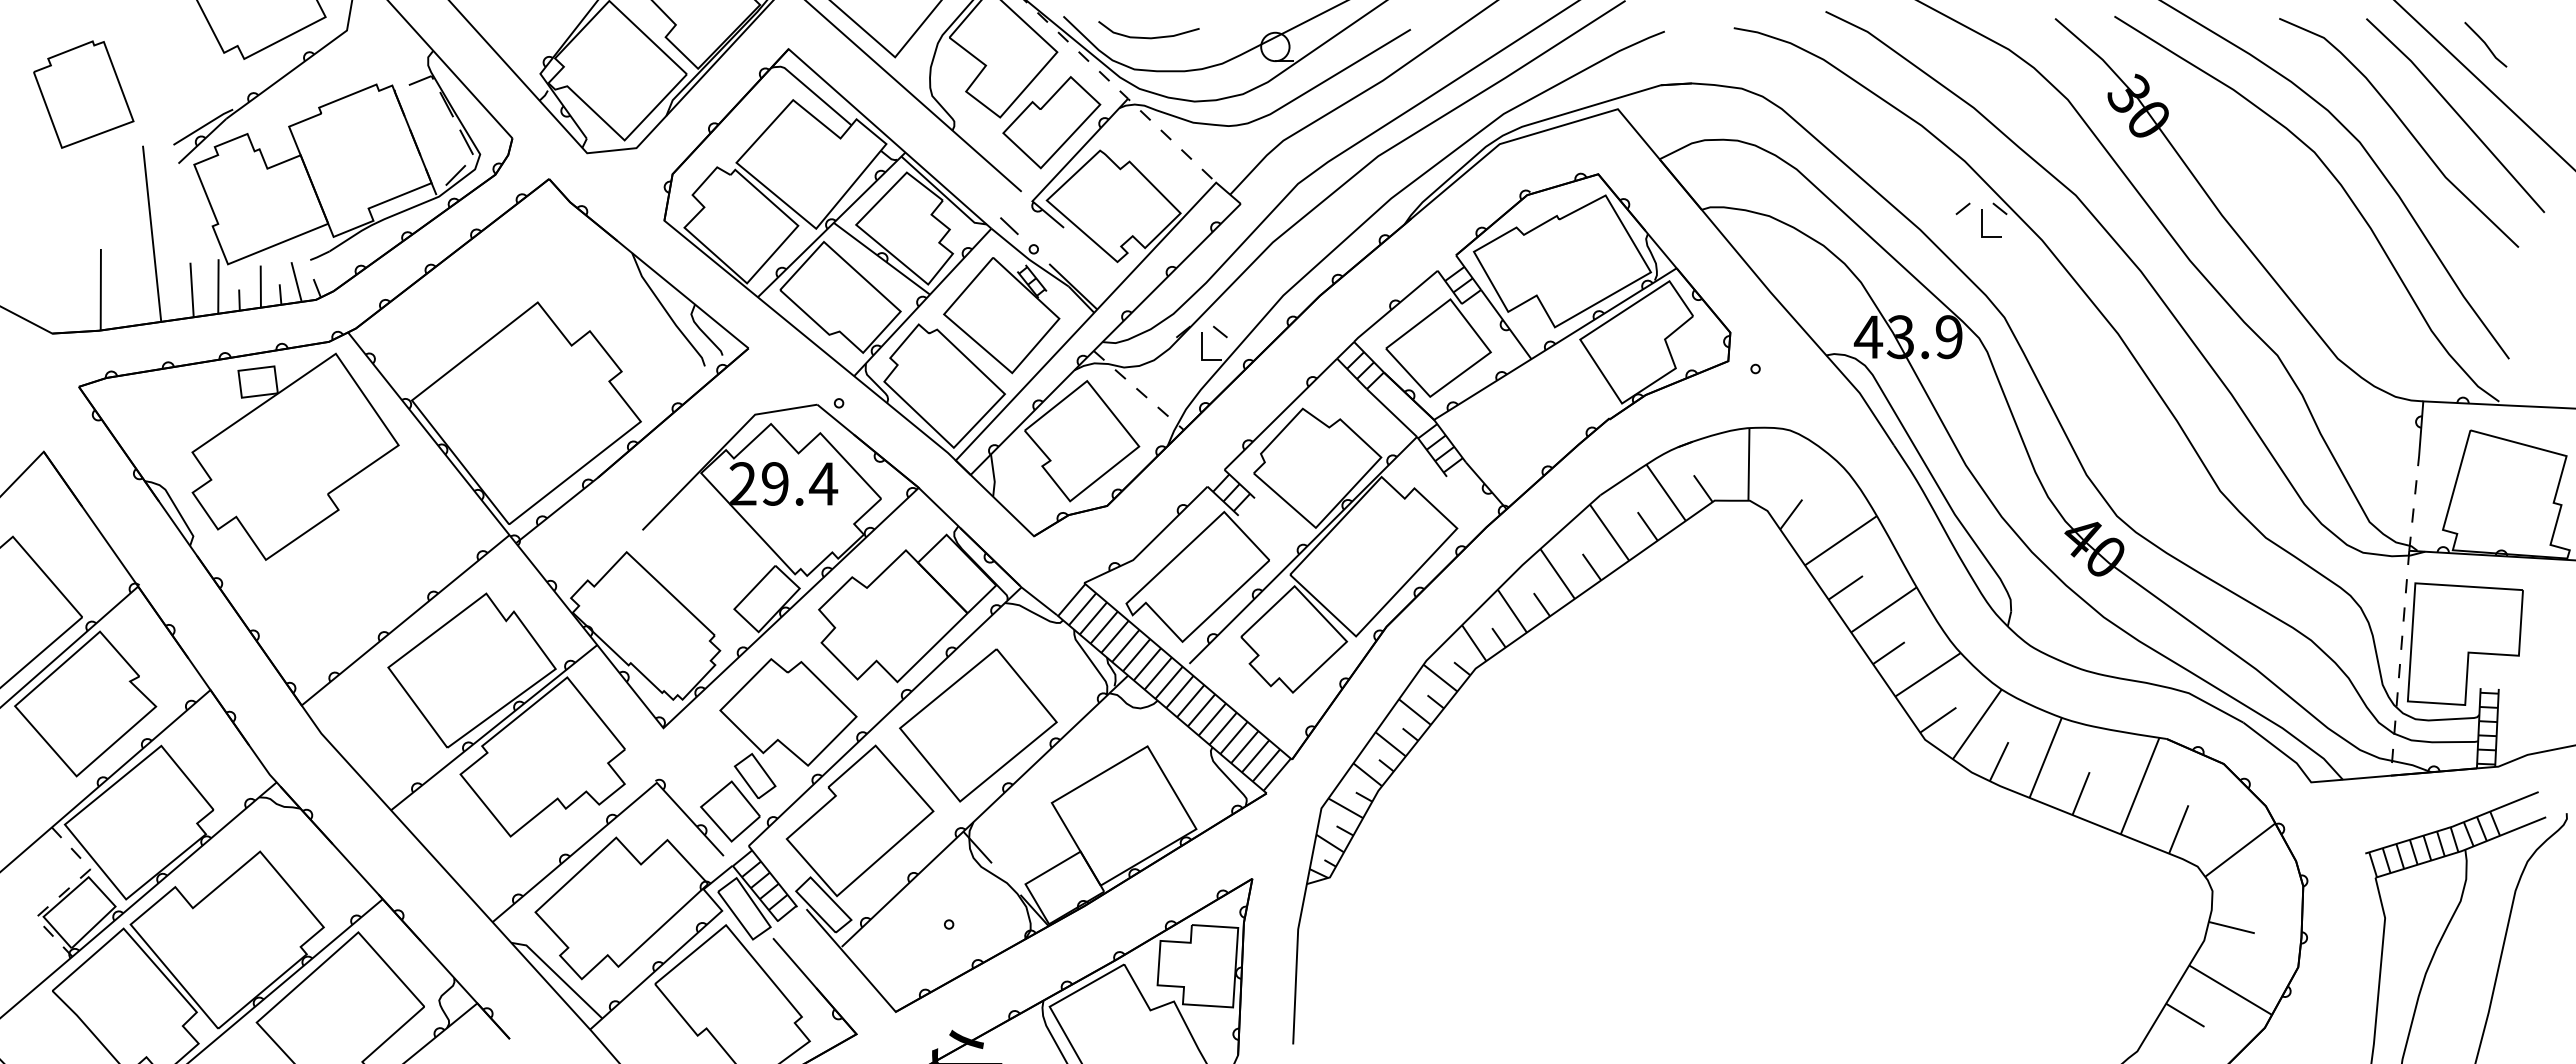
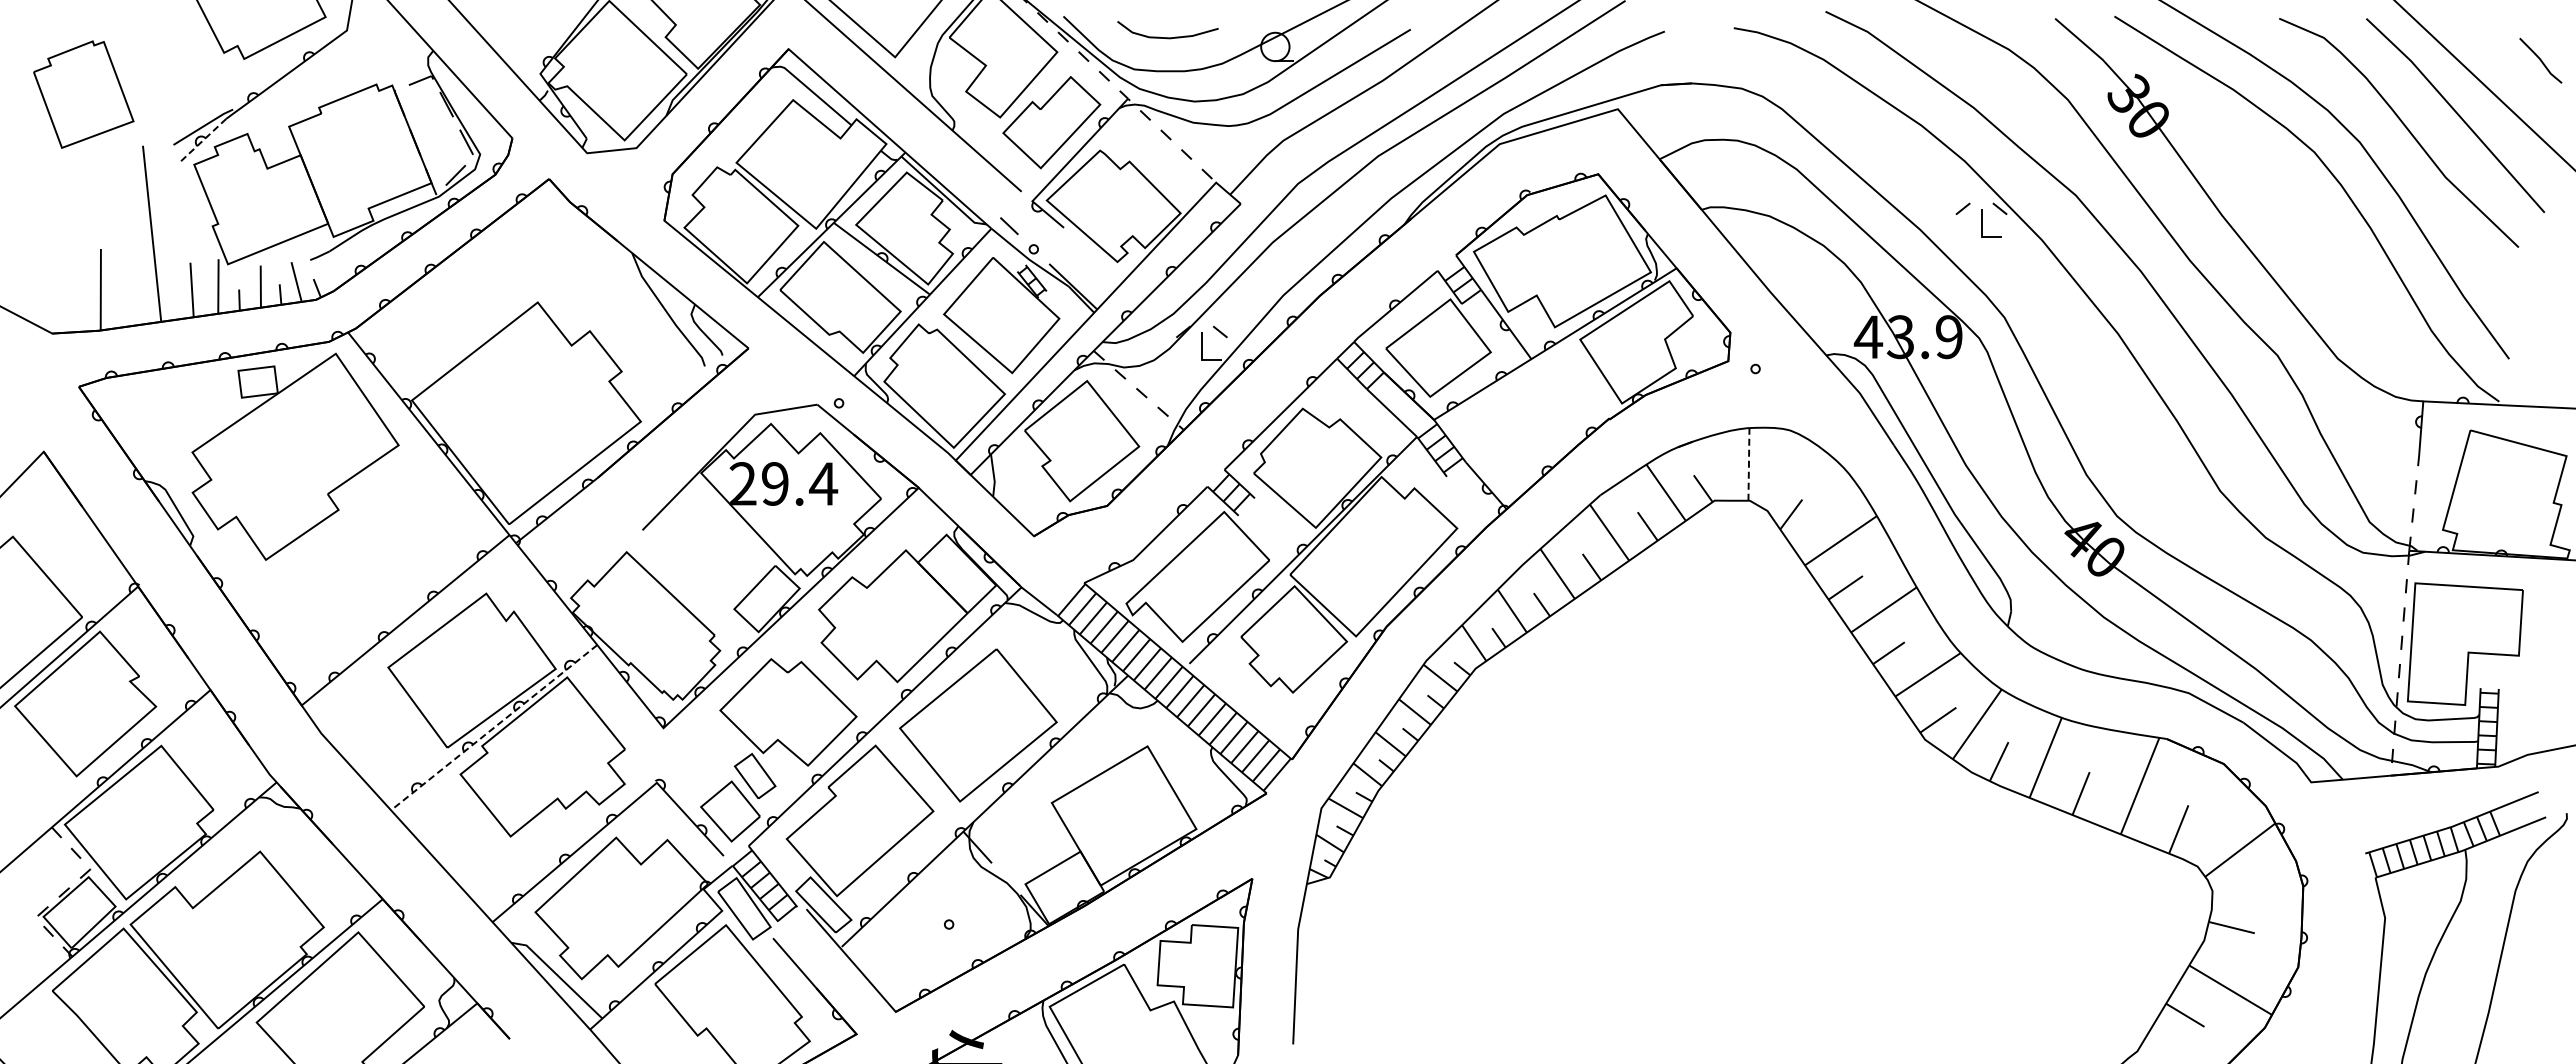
curve position: (1148, 37) -> (1167, 37) (1167, 37)
curve position: (2485, 44) -> (2540, 60) (2540, 60)
line: solid -> dashed (202, 141)
line: solid -> dashed (1748, 463)
line: solid -> dashed (493, 728)
